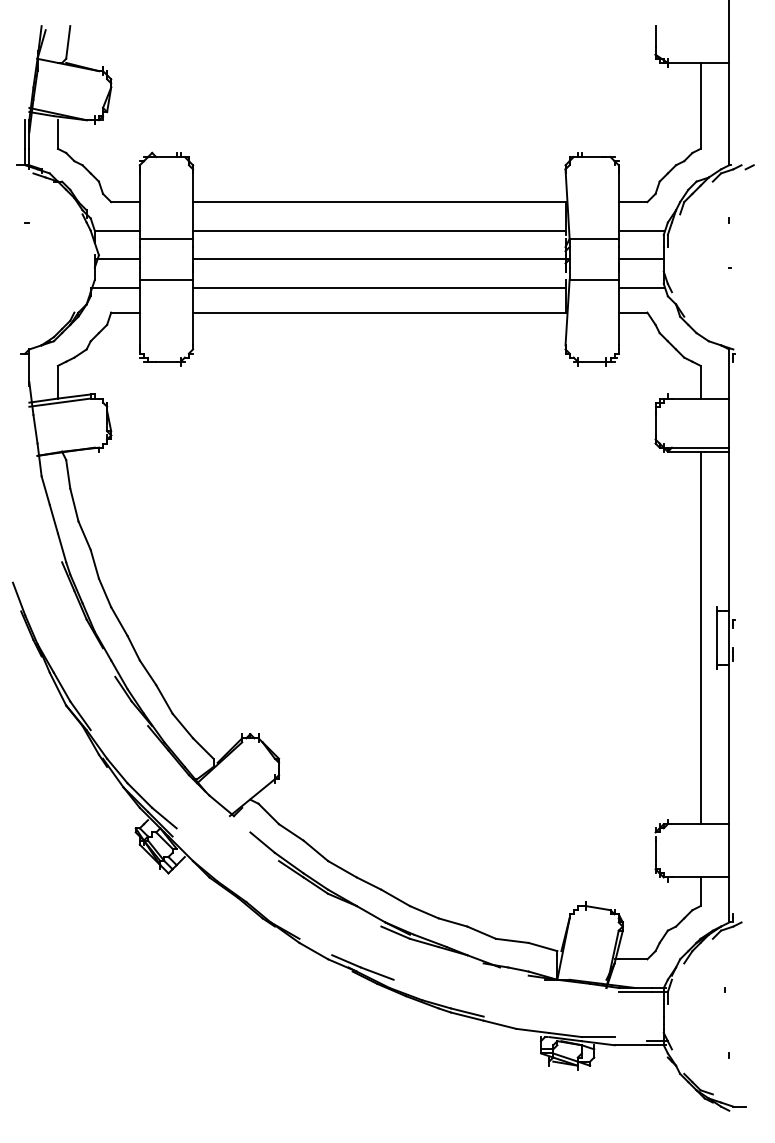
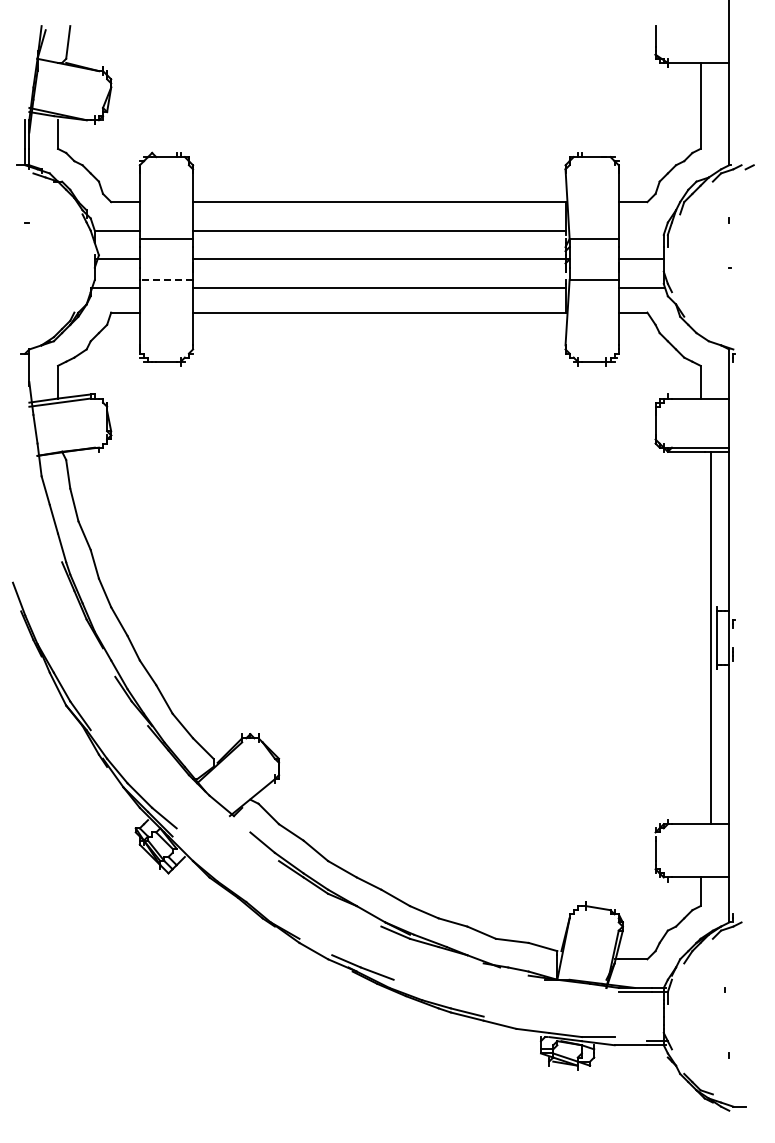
line: present -> none (640, 230)
line: solid -> dashed (166, 279)
line position: (700, 637) -> (710, 637) (710, 637)
